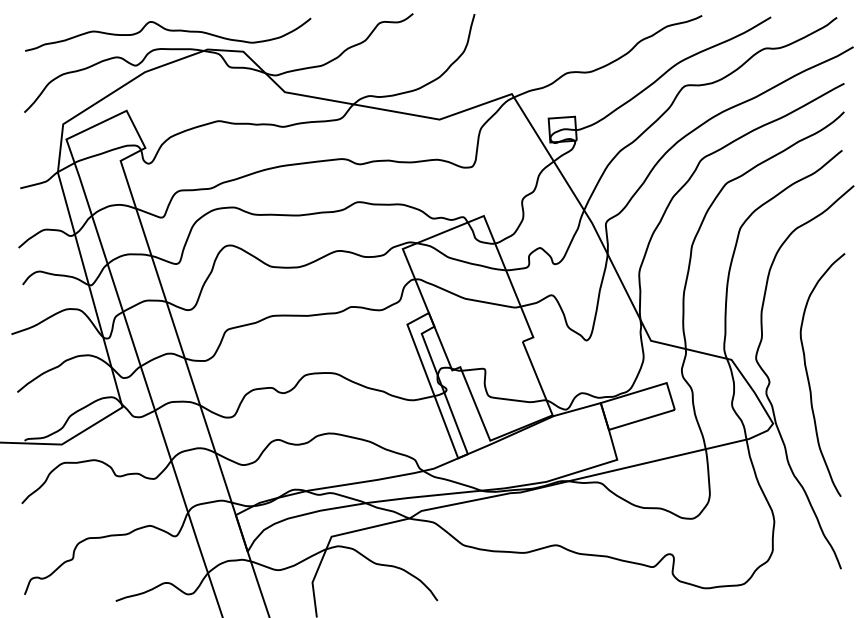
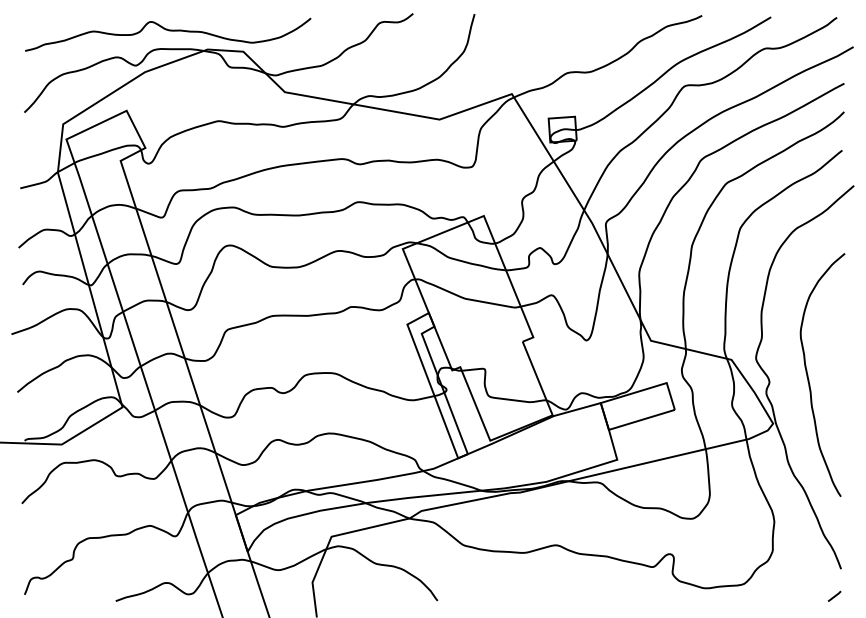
line: none -> present (834, 595)
